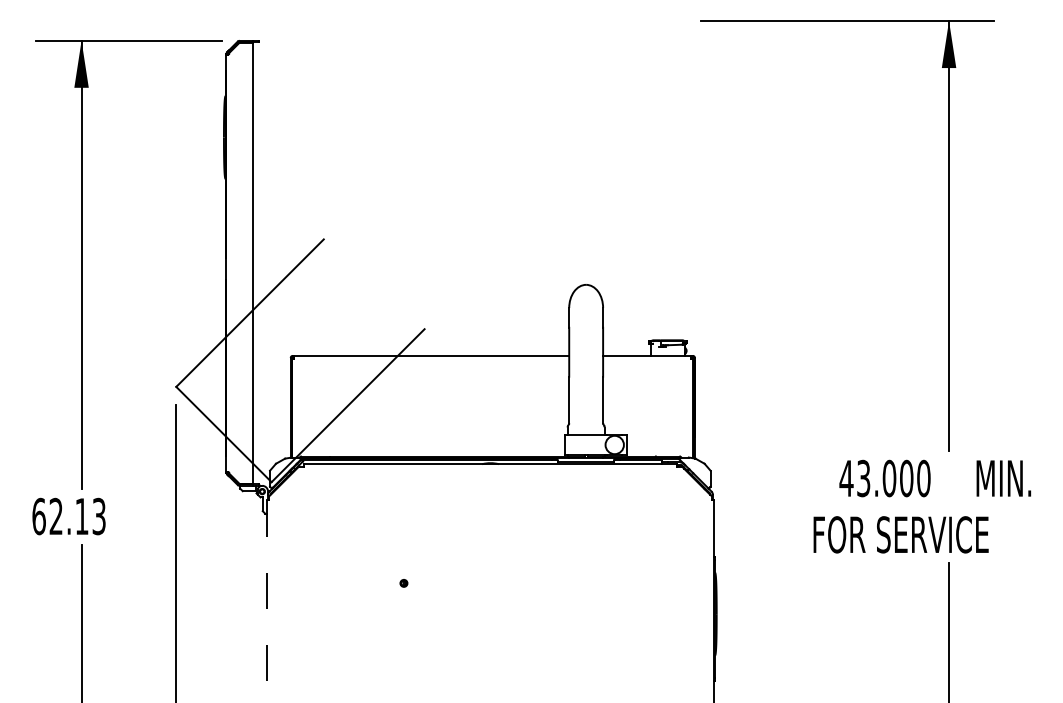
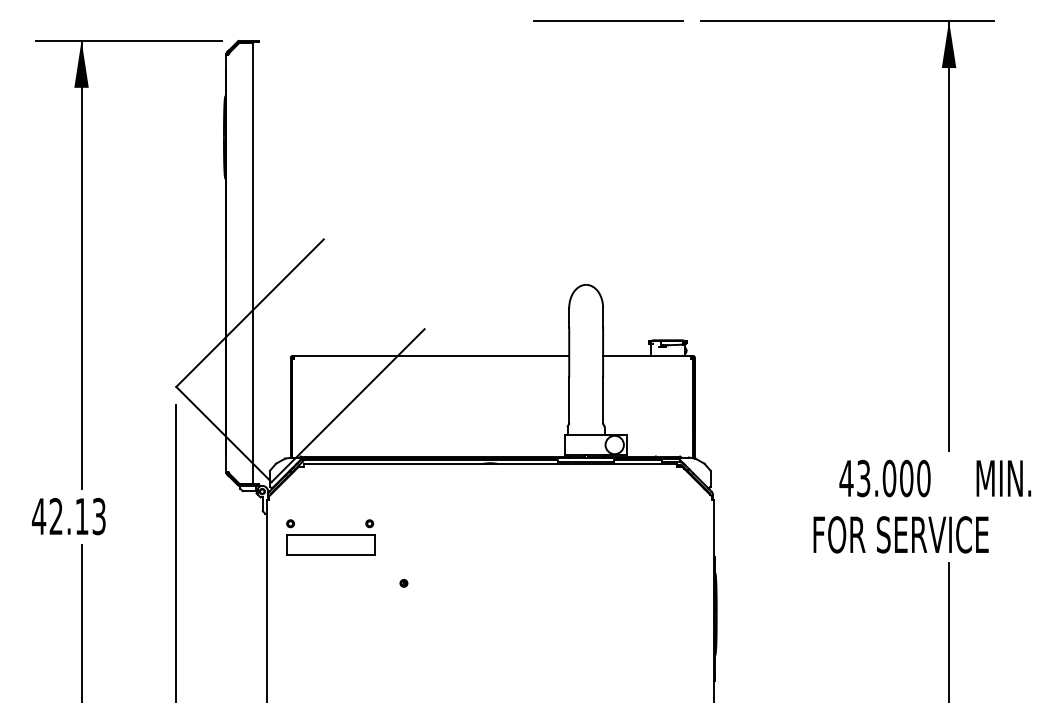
line: none -> present (608, 21)
text: 62.13 -> 42.13 (38, 516)
part: none -> present (330, 537)
line: dashed -> solid (266, 601)
